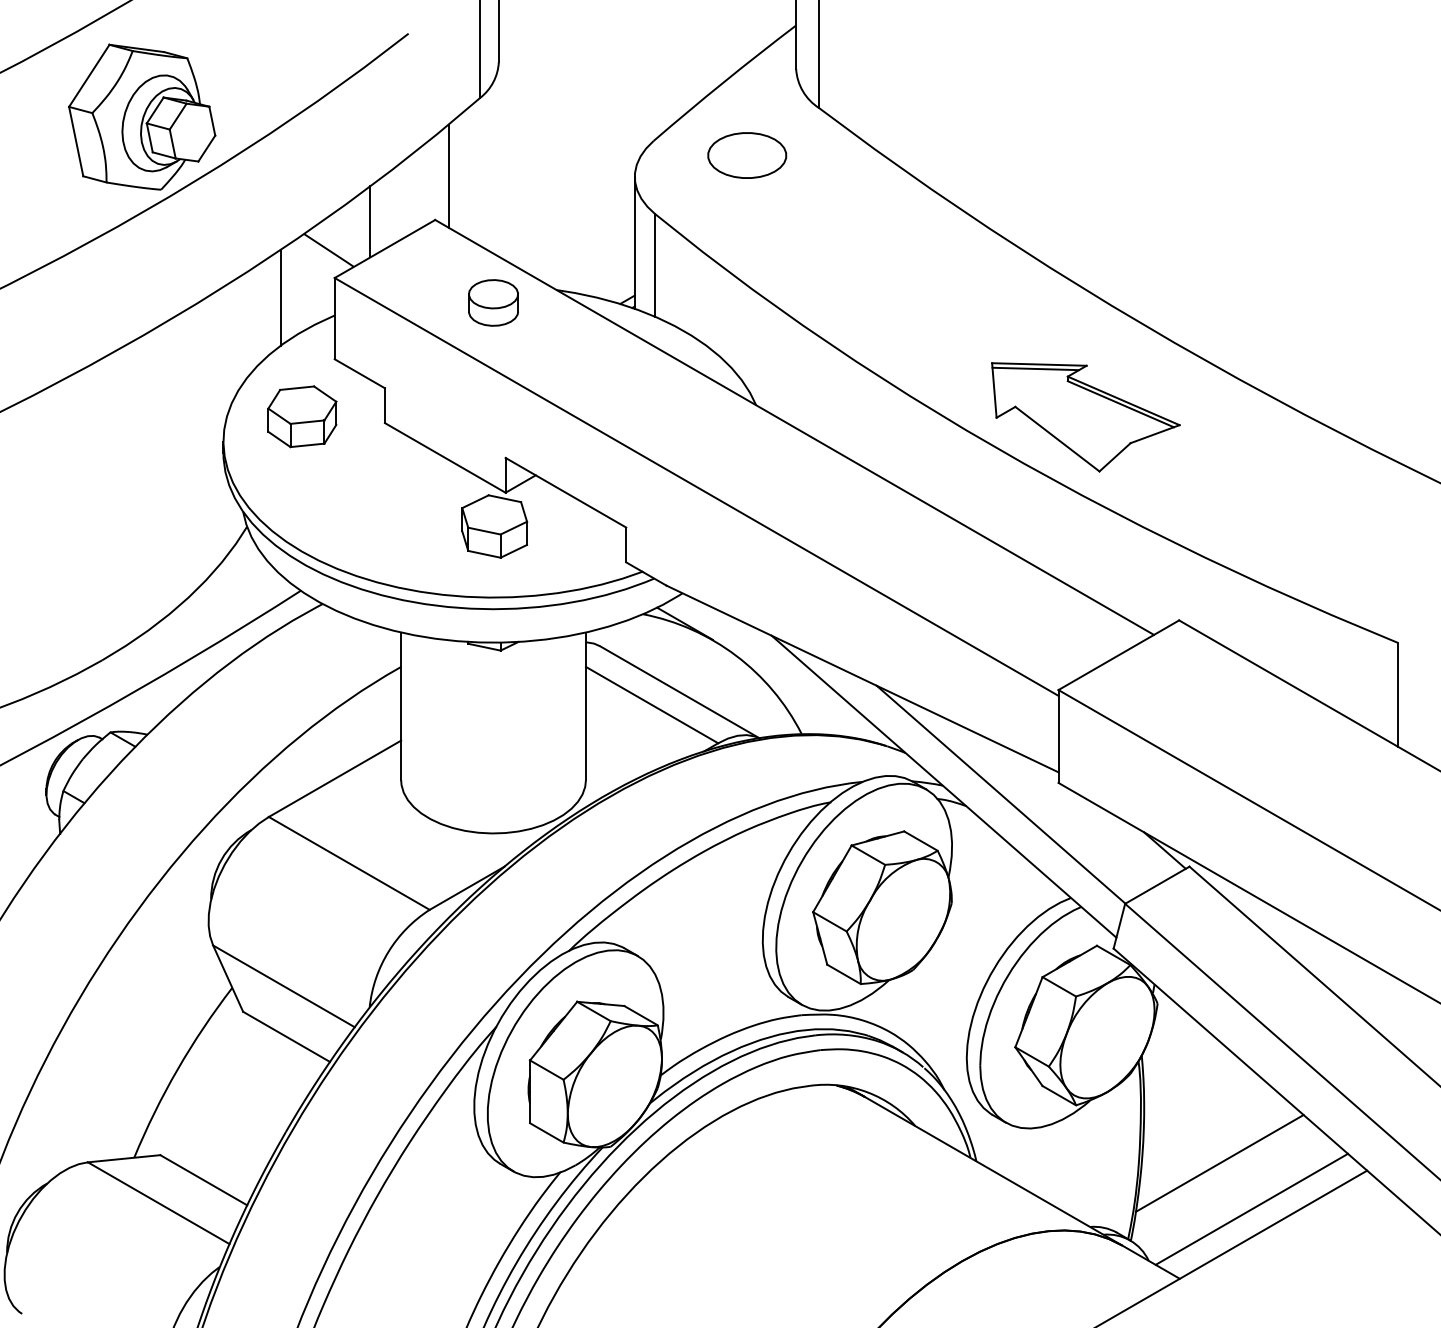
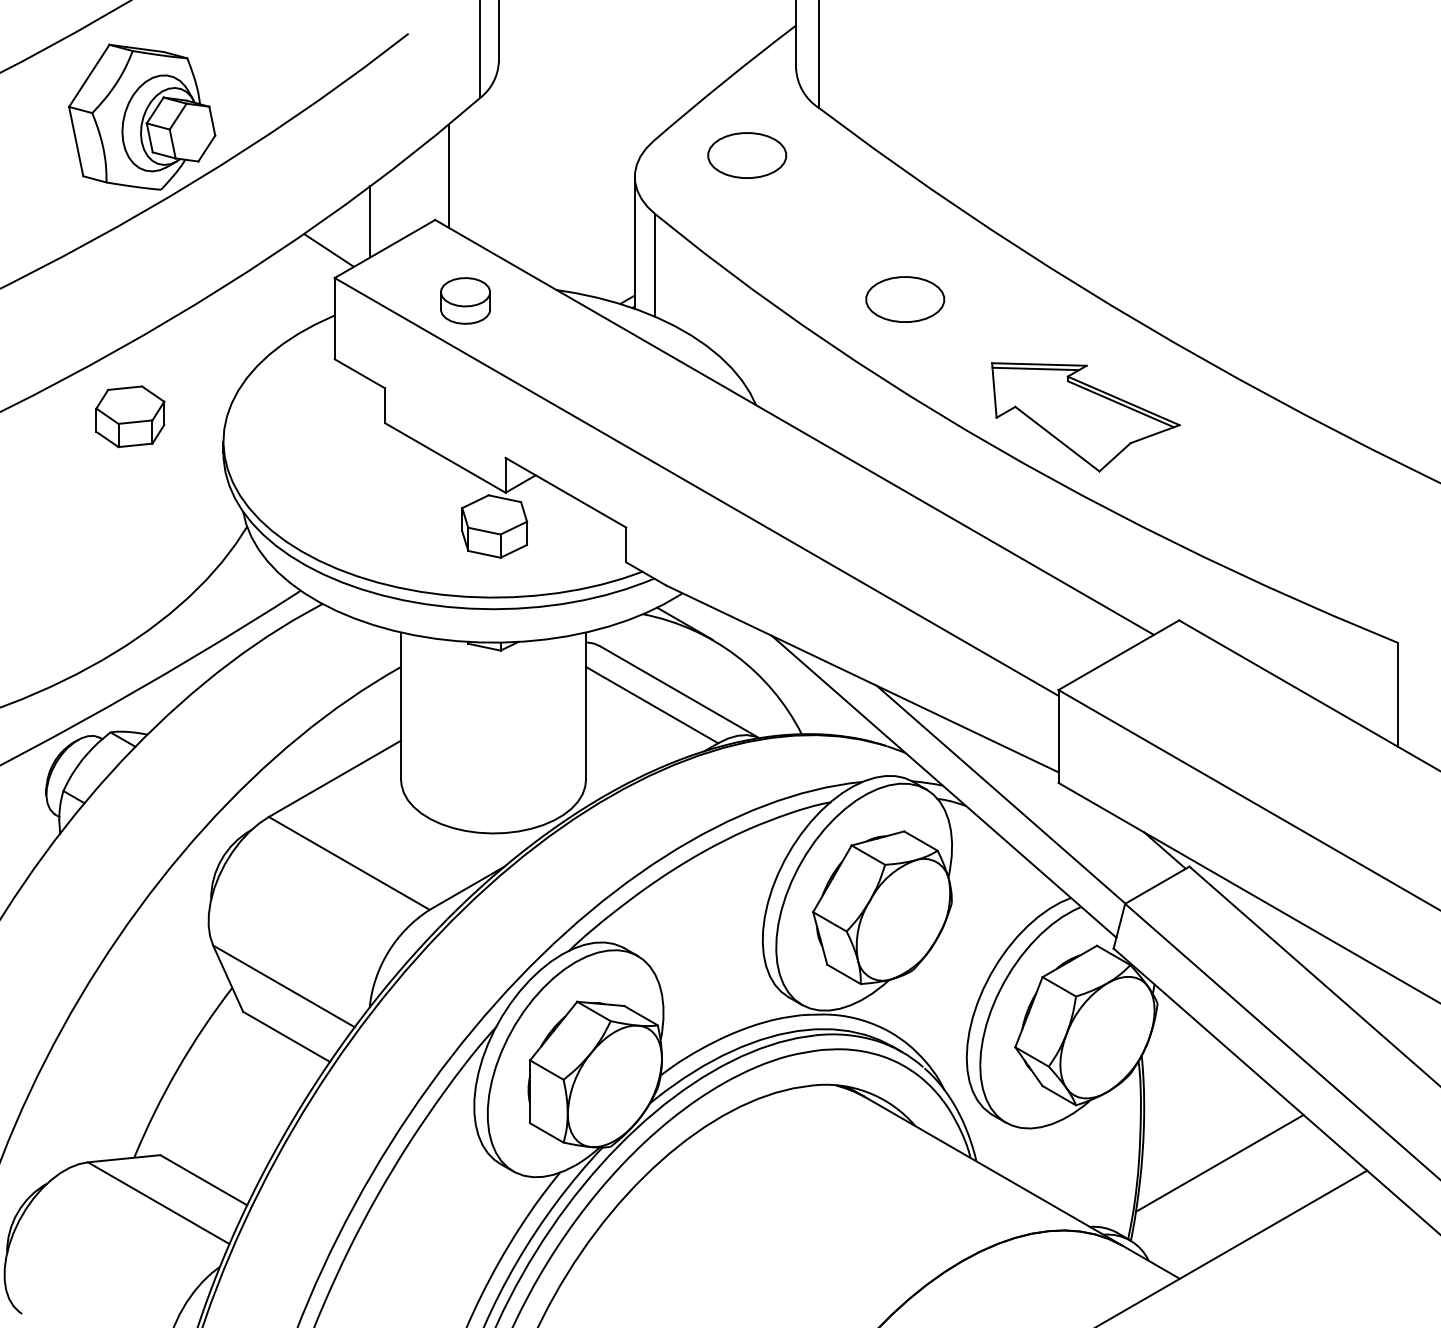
line: present -> none (280, 297)
part: none -> present (905, 299)
part position: (493, 302) -> (465, 300) (465, 300)
part position: (302, 416) -> (130, 416) (130, 416)
line: present -> none (1251, 1208)
